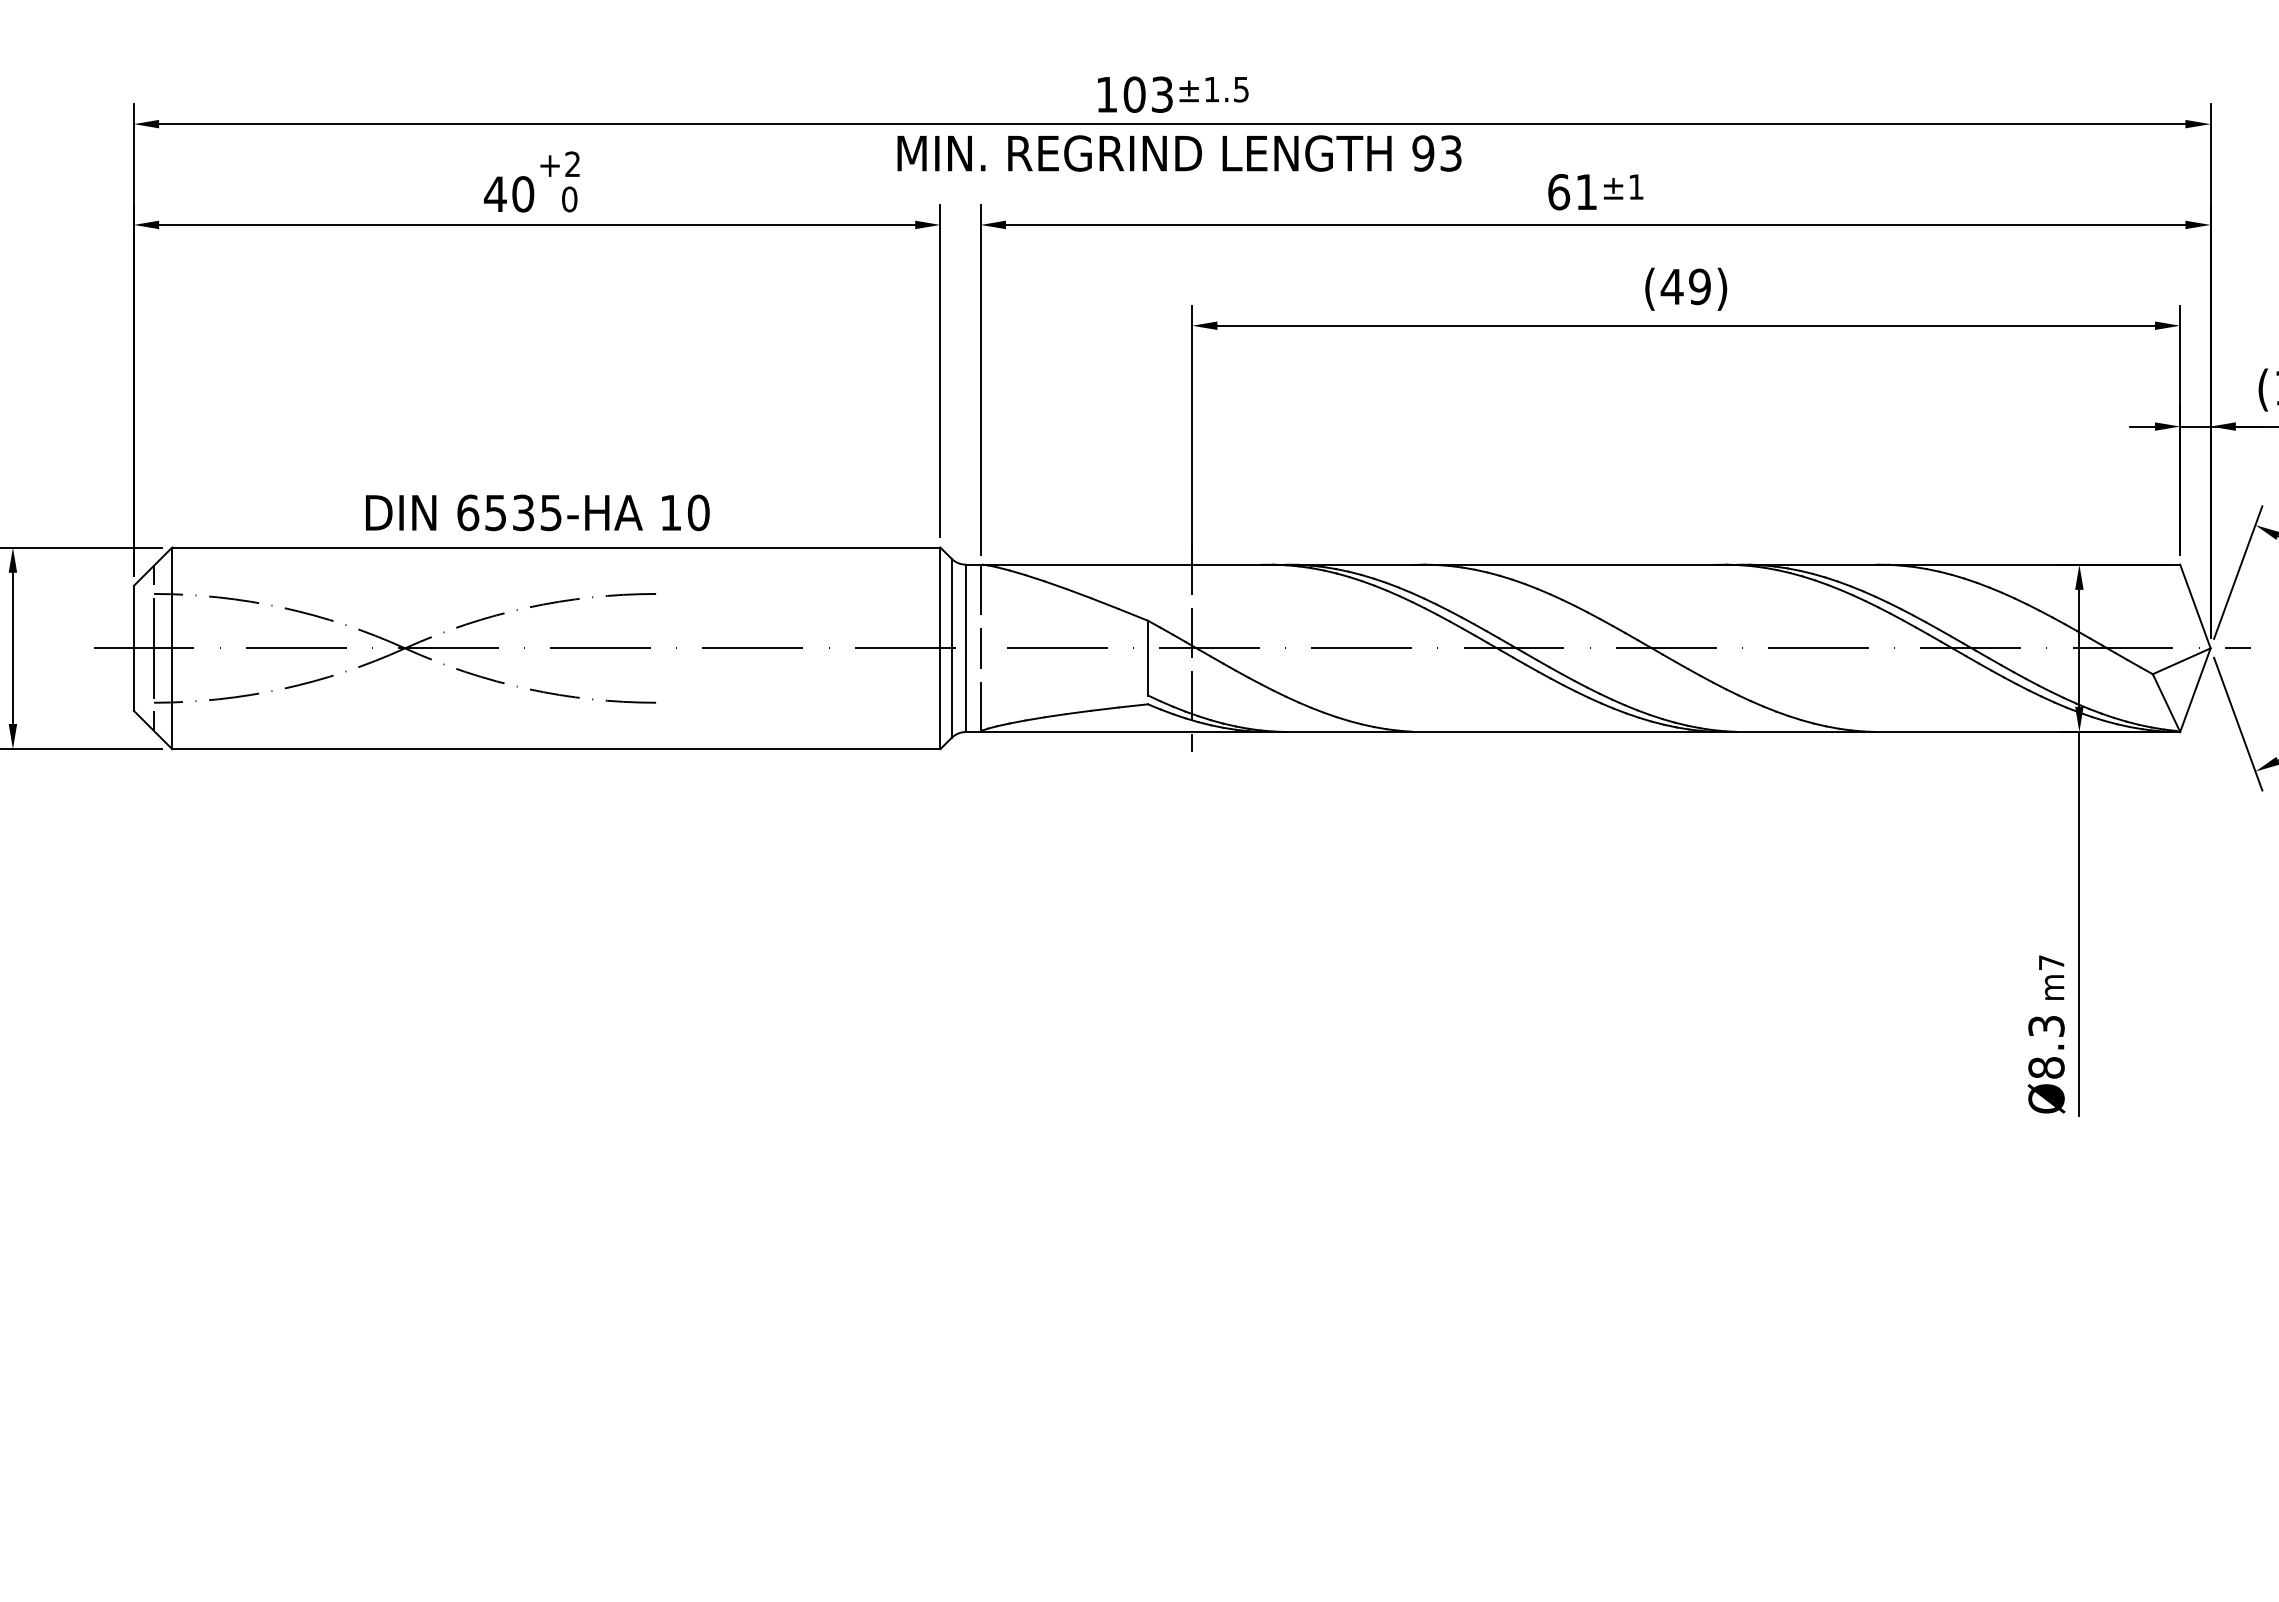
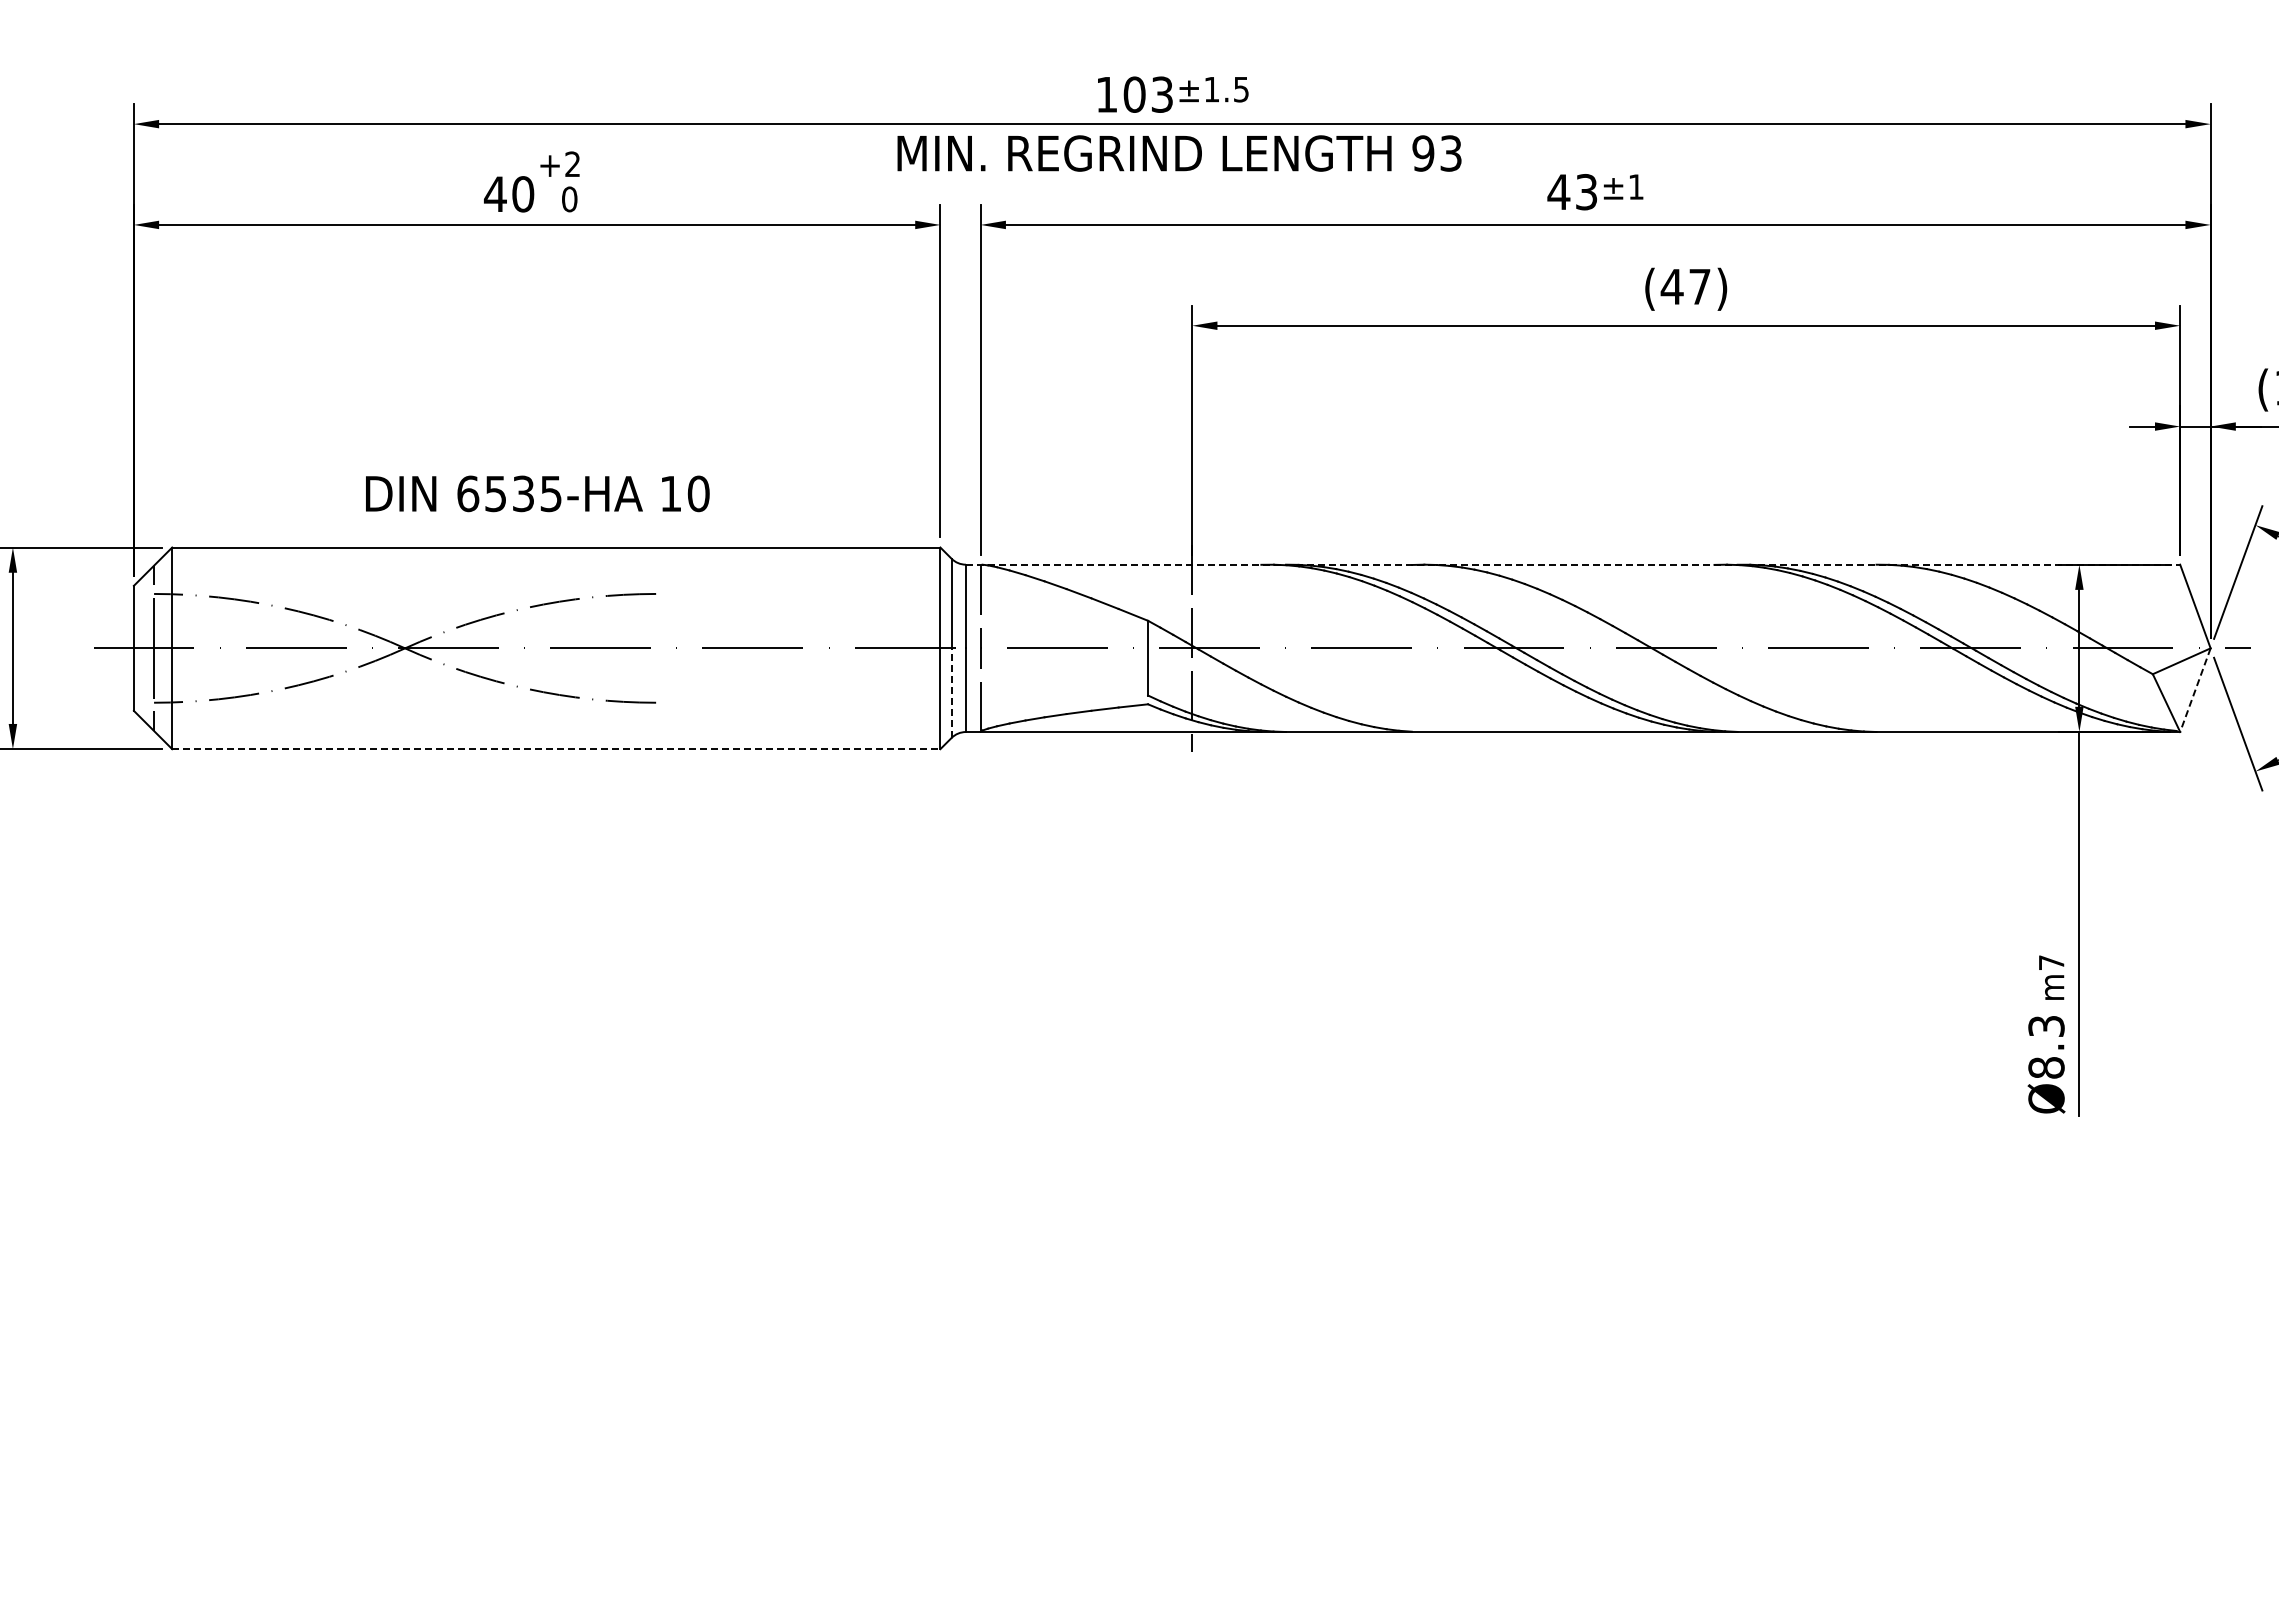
text: 61 -> 43 (1572, 192)
text: (49) -> (47) (1699, 286)
text position: (537, 512) -> (537, 493) (537, 493)
line: solid -> dashed (1573, 564)
line: solid -> dashed (2195, 690)
line: solid -> dashed (951, 693)
line: solid -> dashed (556, 749)
